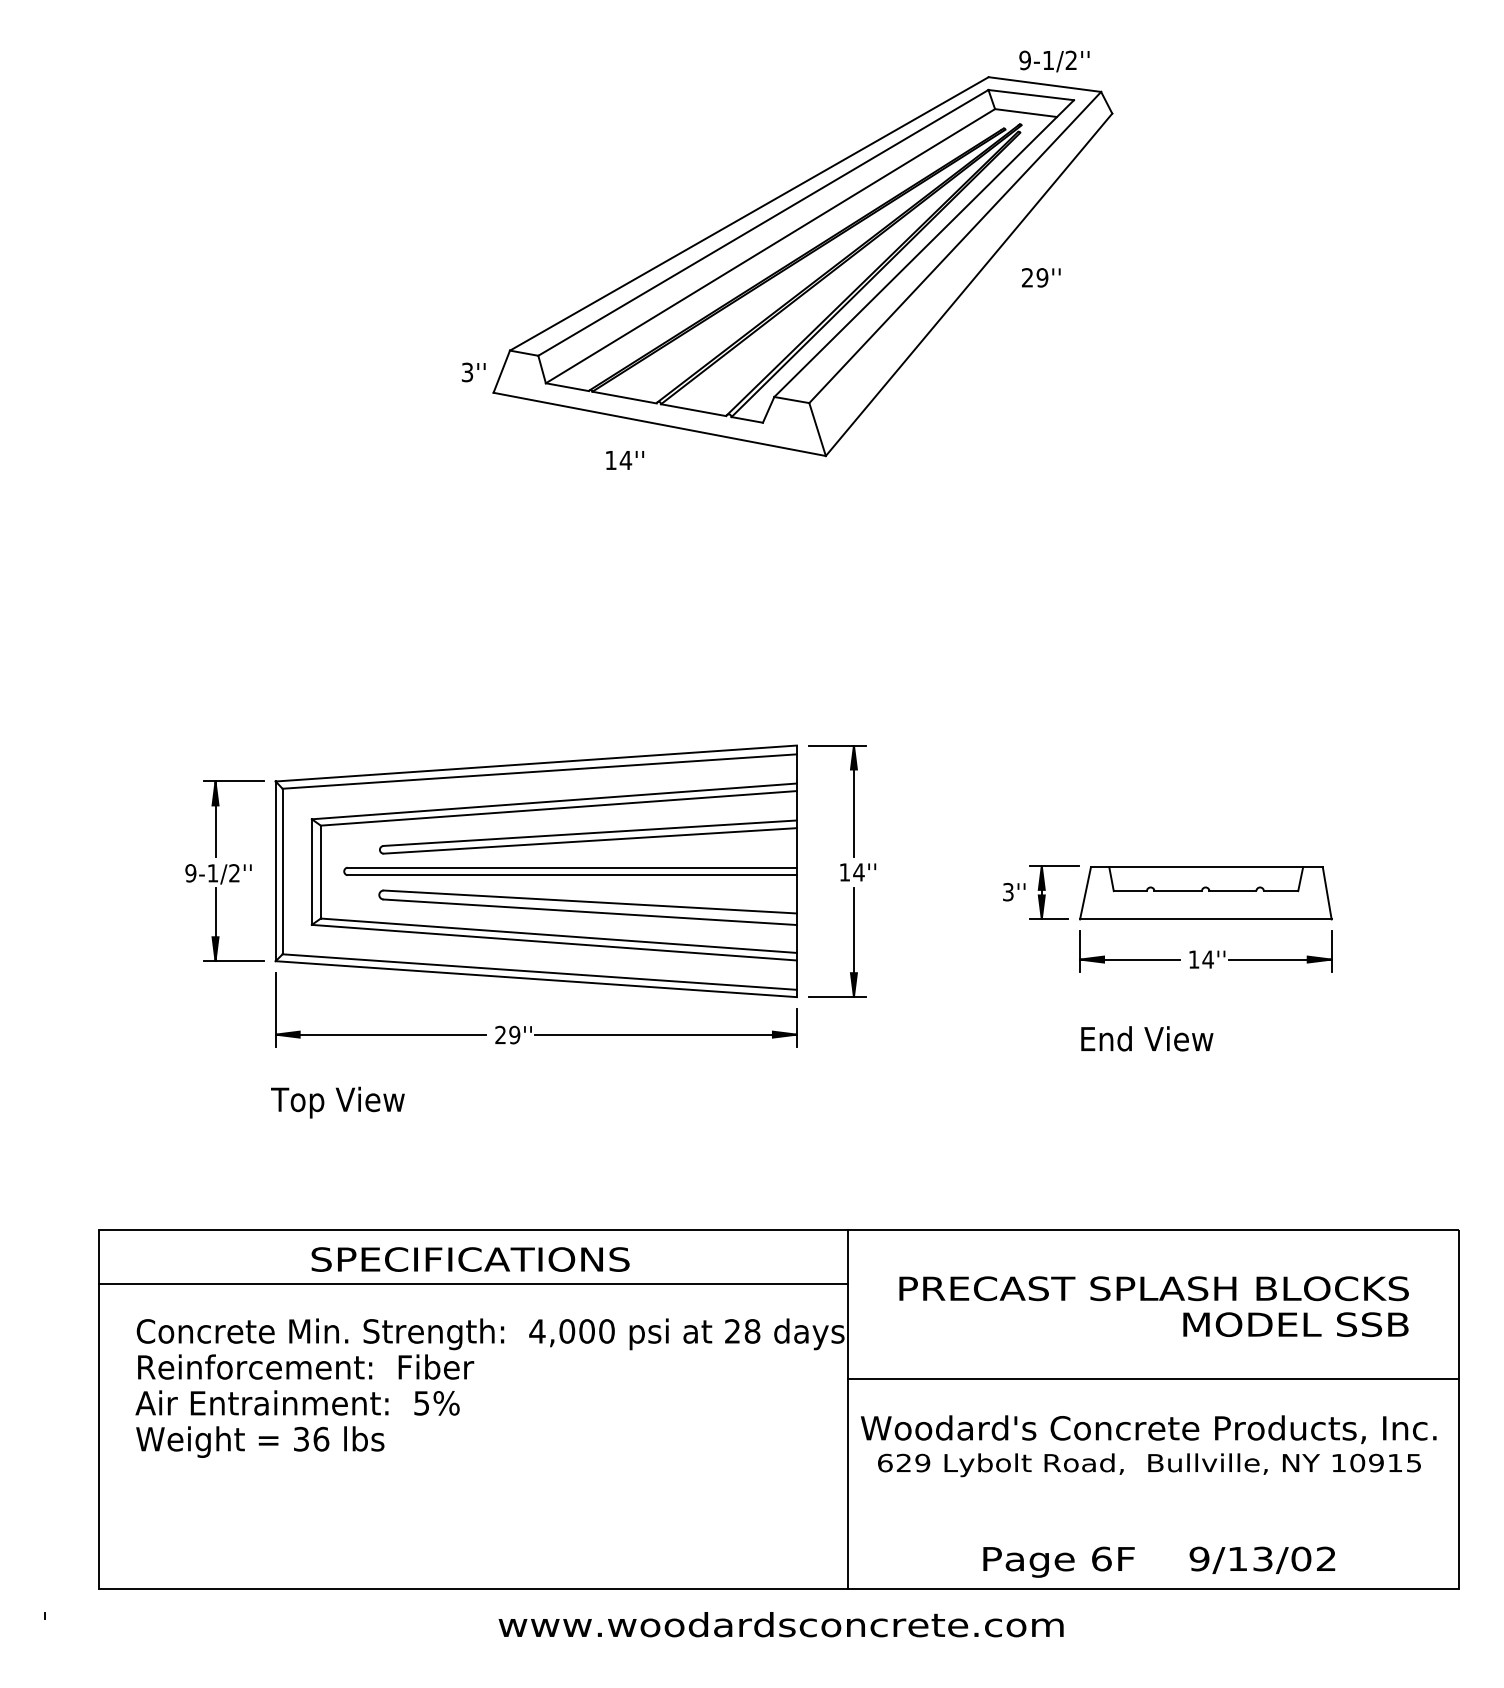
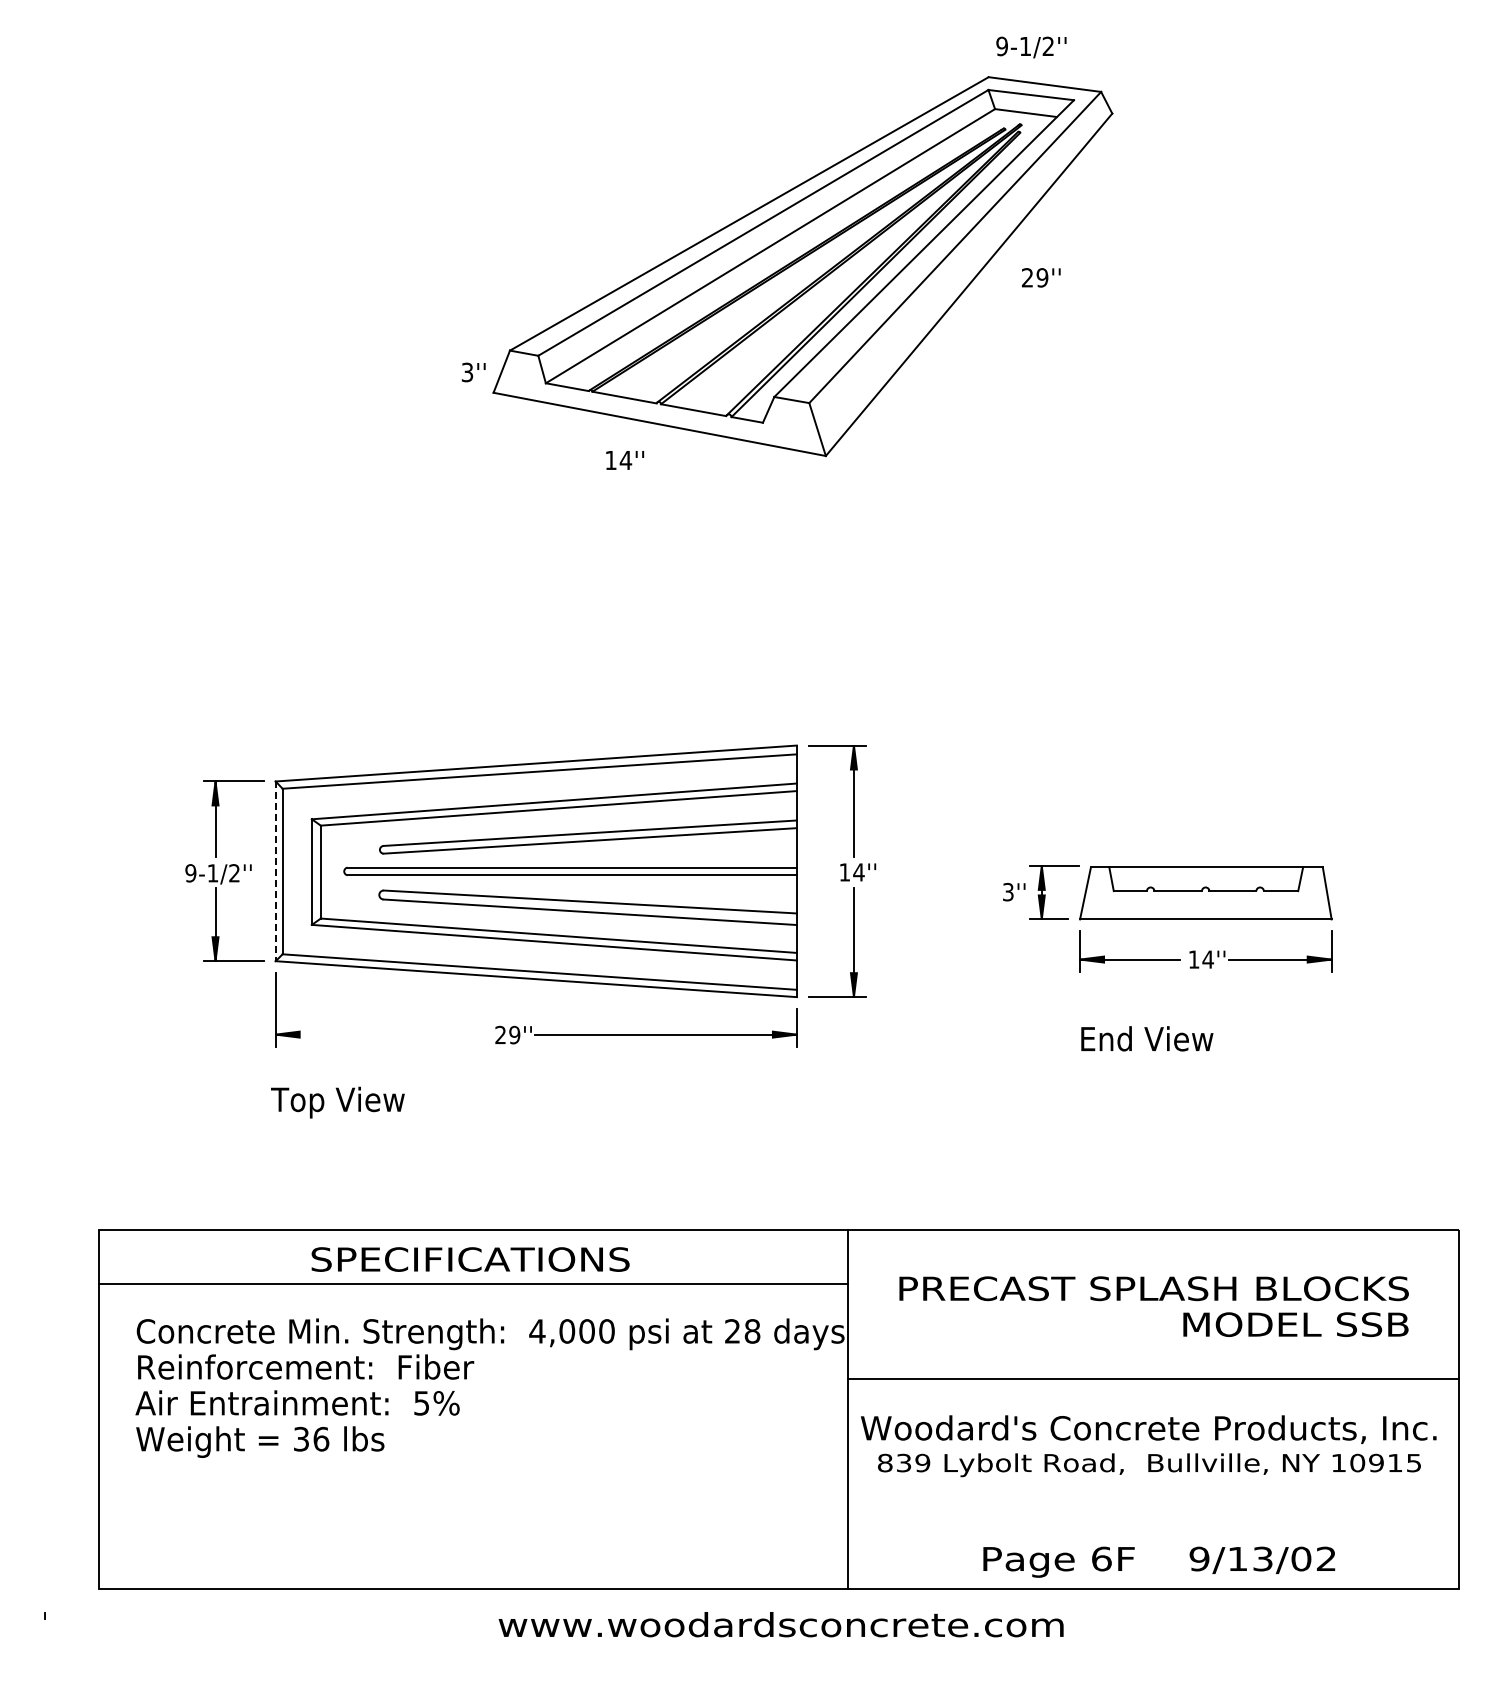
text position: (1054, 61) -> (1031, 47) (1031, 47)
line: solid -> dashed (275, 871)
line: present -> none (380, 1034)
text: 629 -> 839 (894, 1462)
